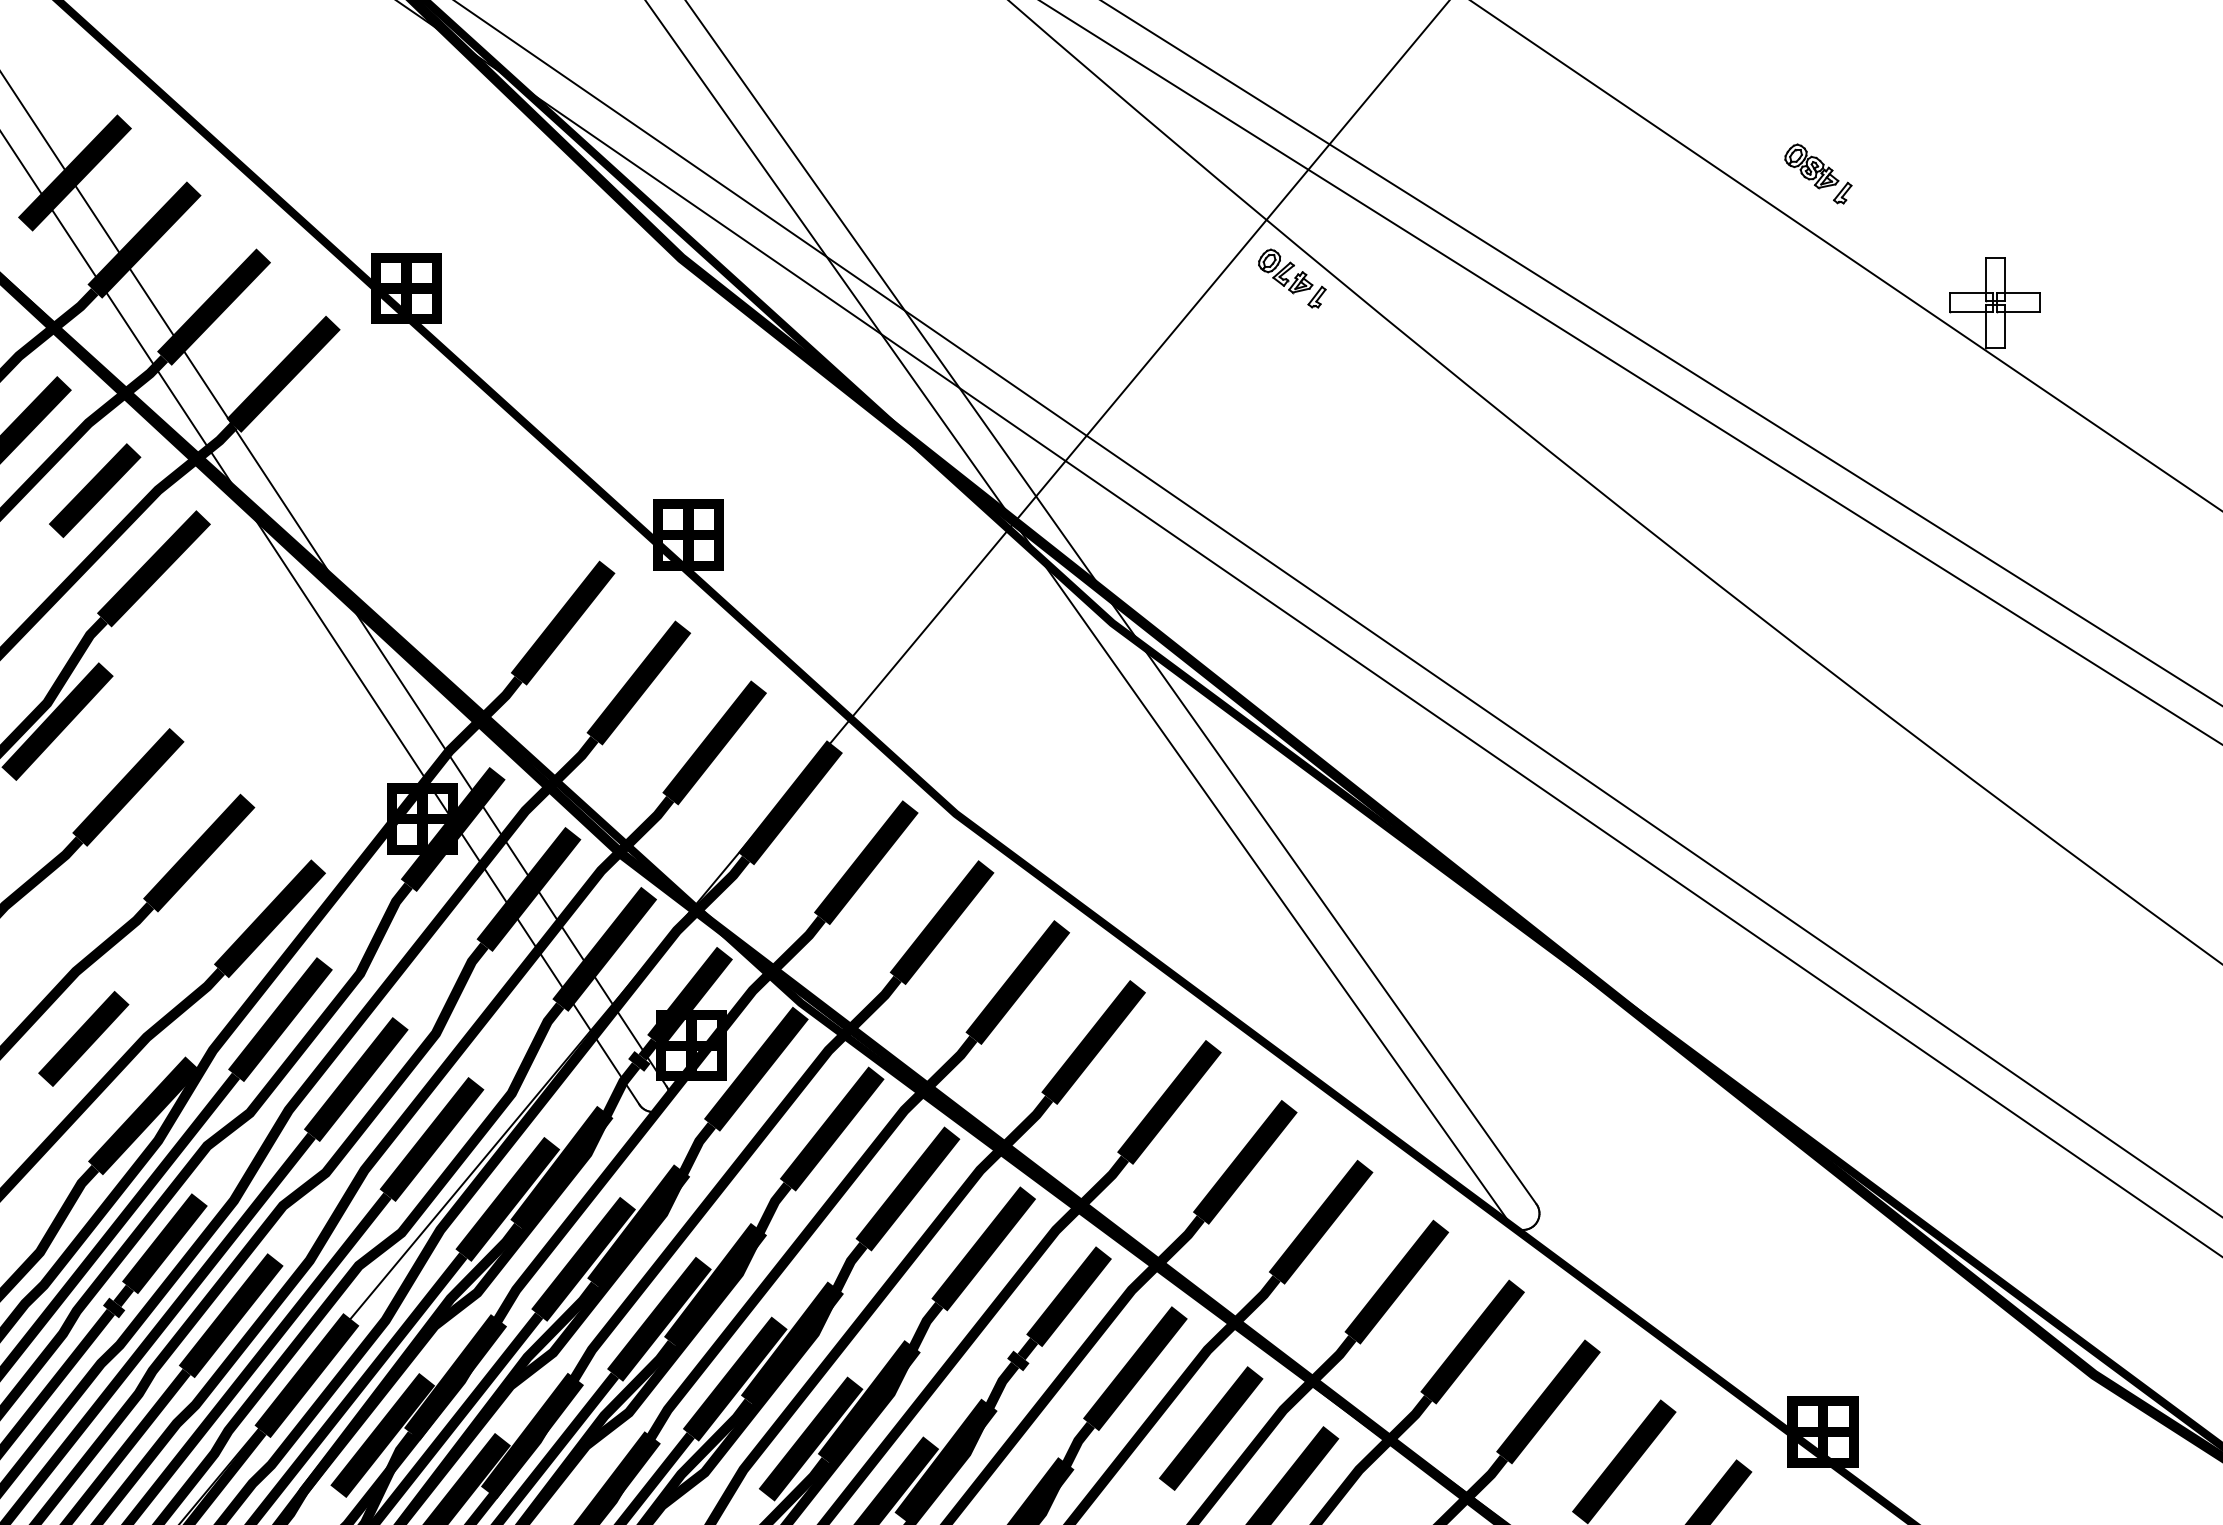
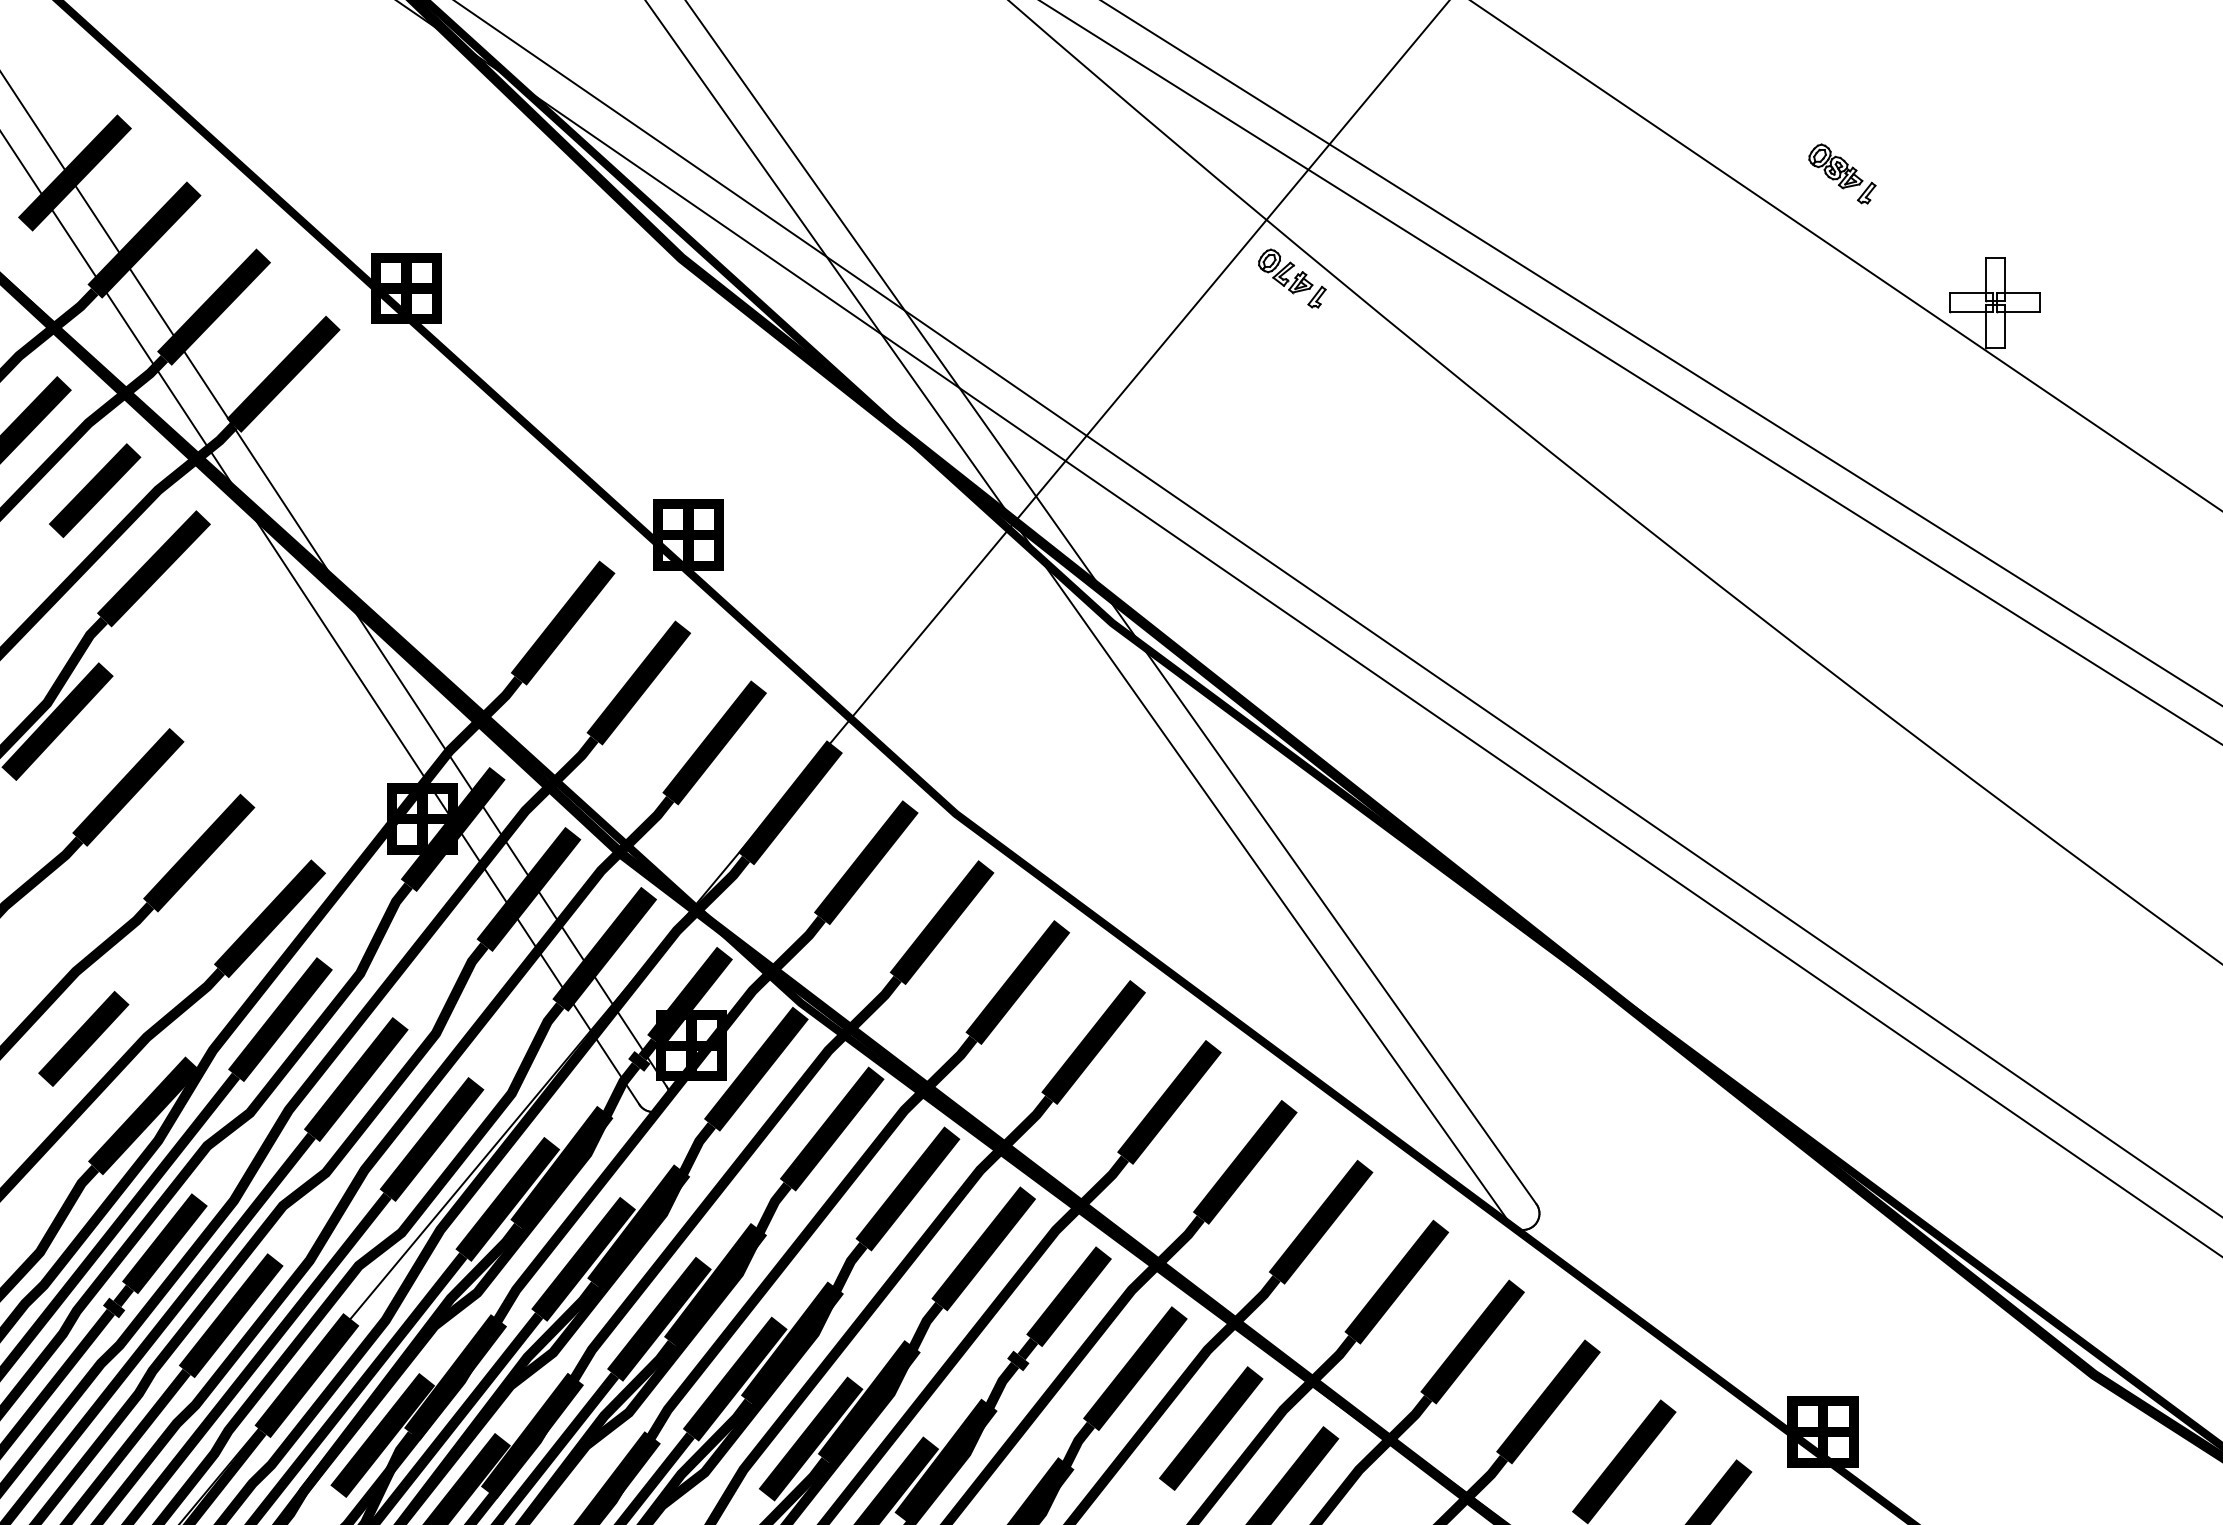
part position: (1818, 173) -> (1842, 173) (1842, 173)
